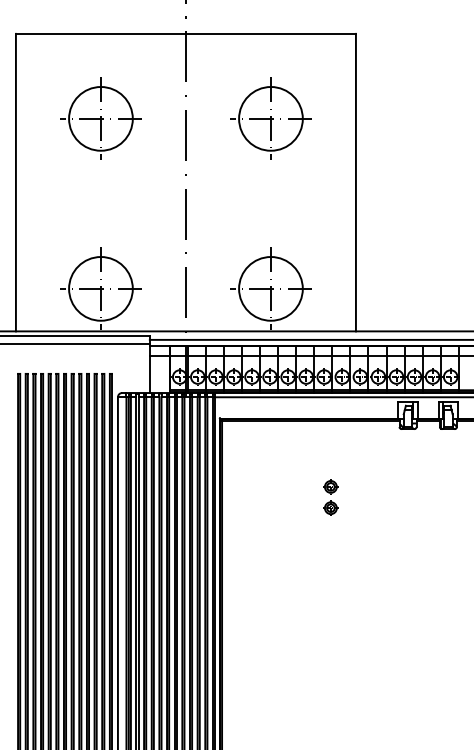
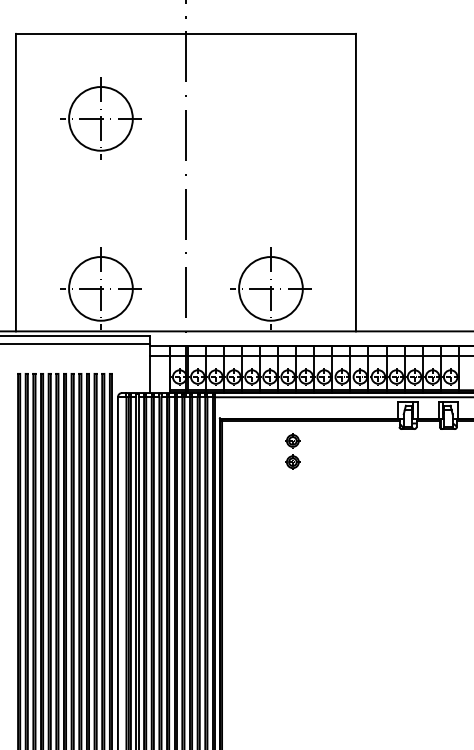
part: present -> none (270, 118)
line: present -> none (309, 339)
part position: (330, 497) -> (292, 451) (292, 451)
